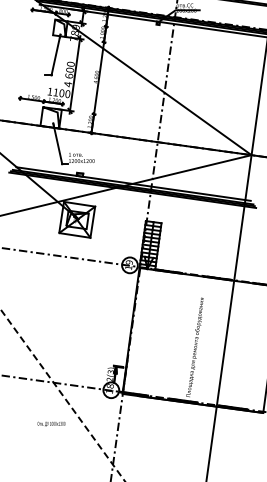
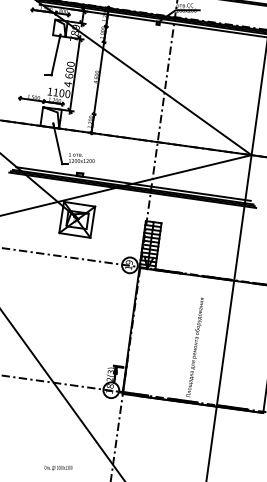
line: dashed -> solid (62, 395)
text position: (51, 423) -> (58, 467) (58, 467)
